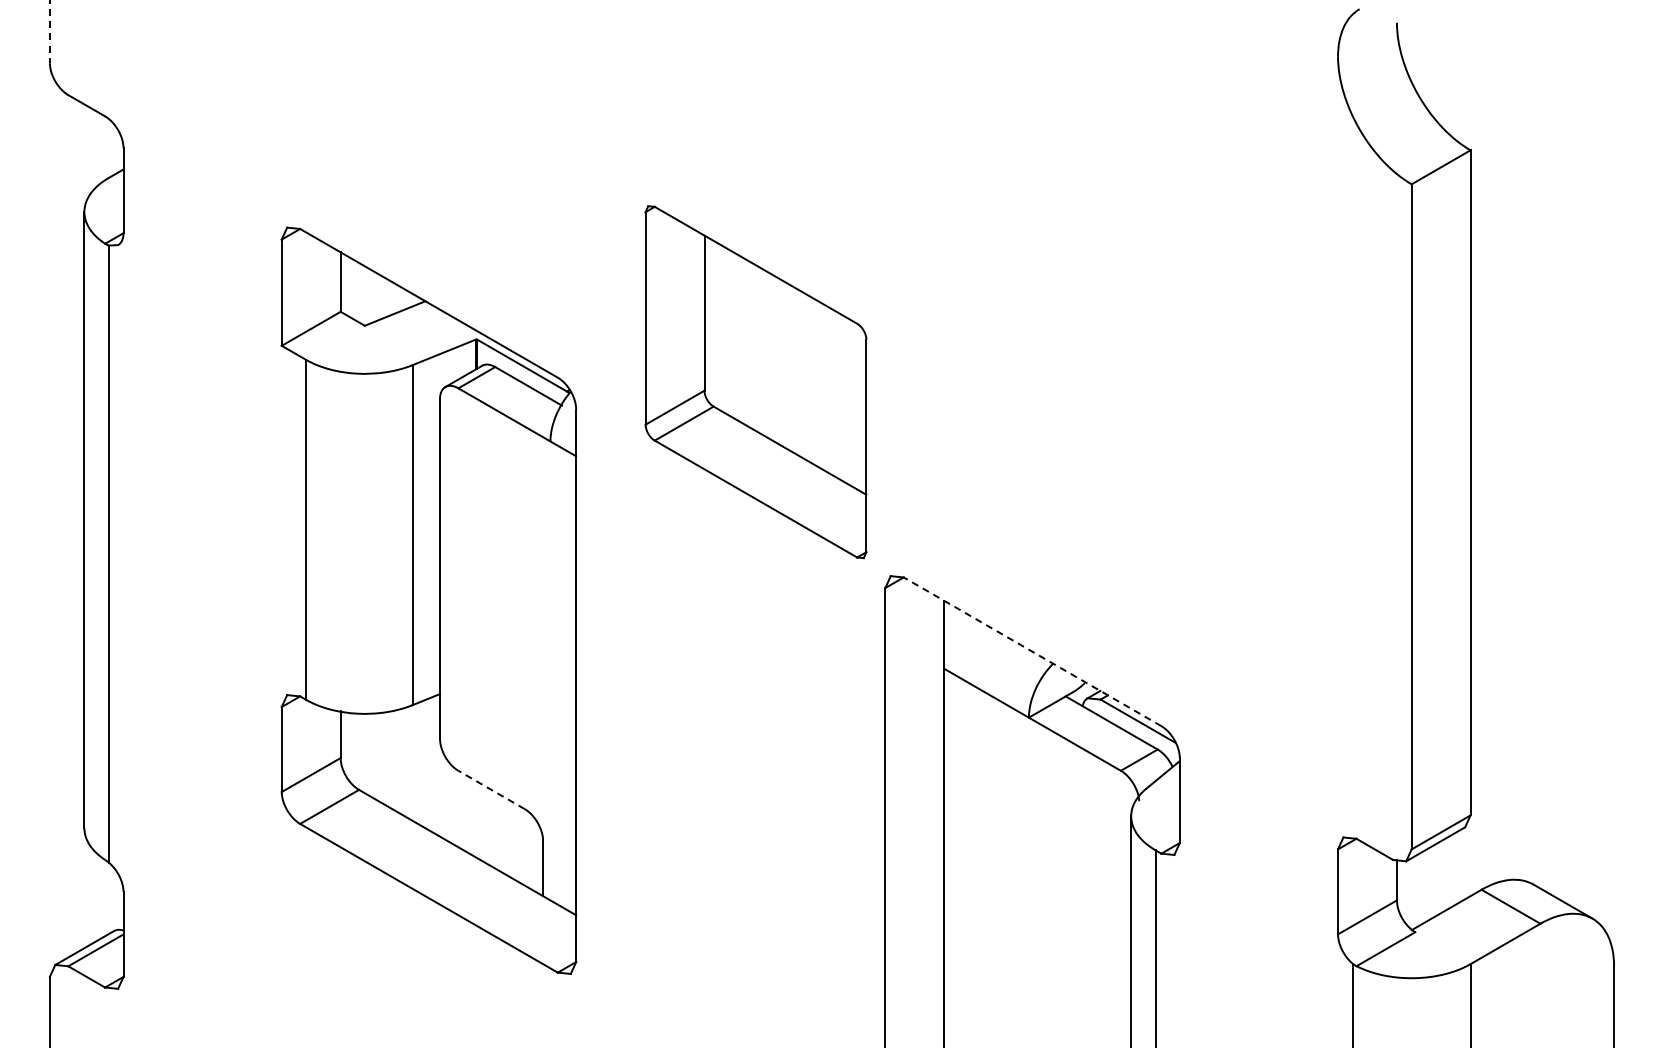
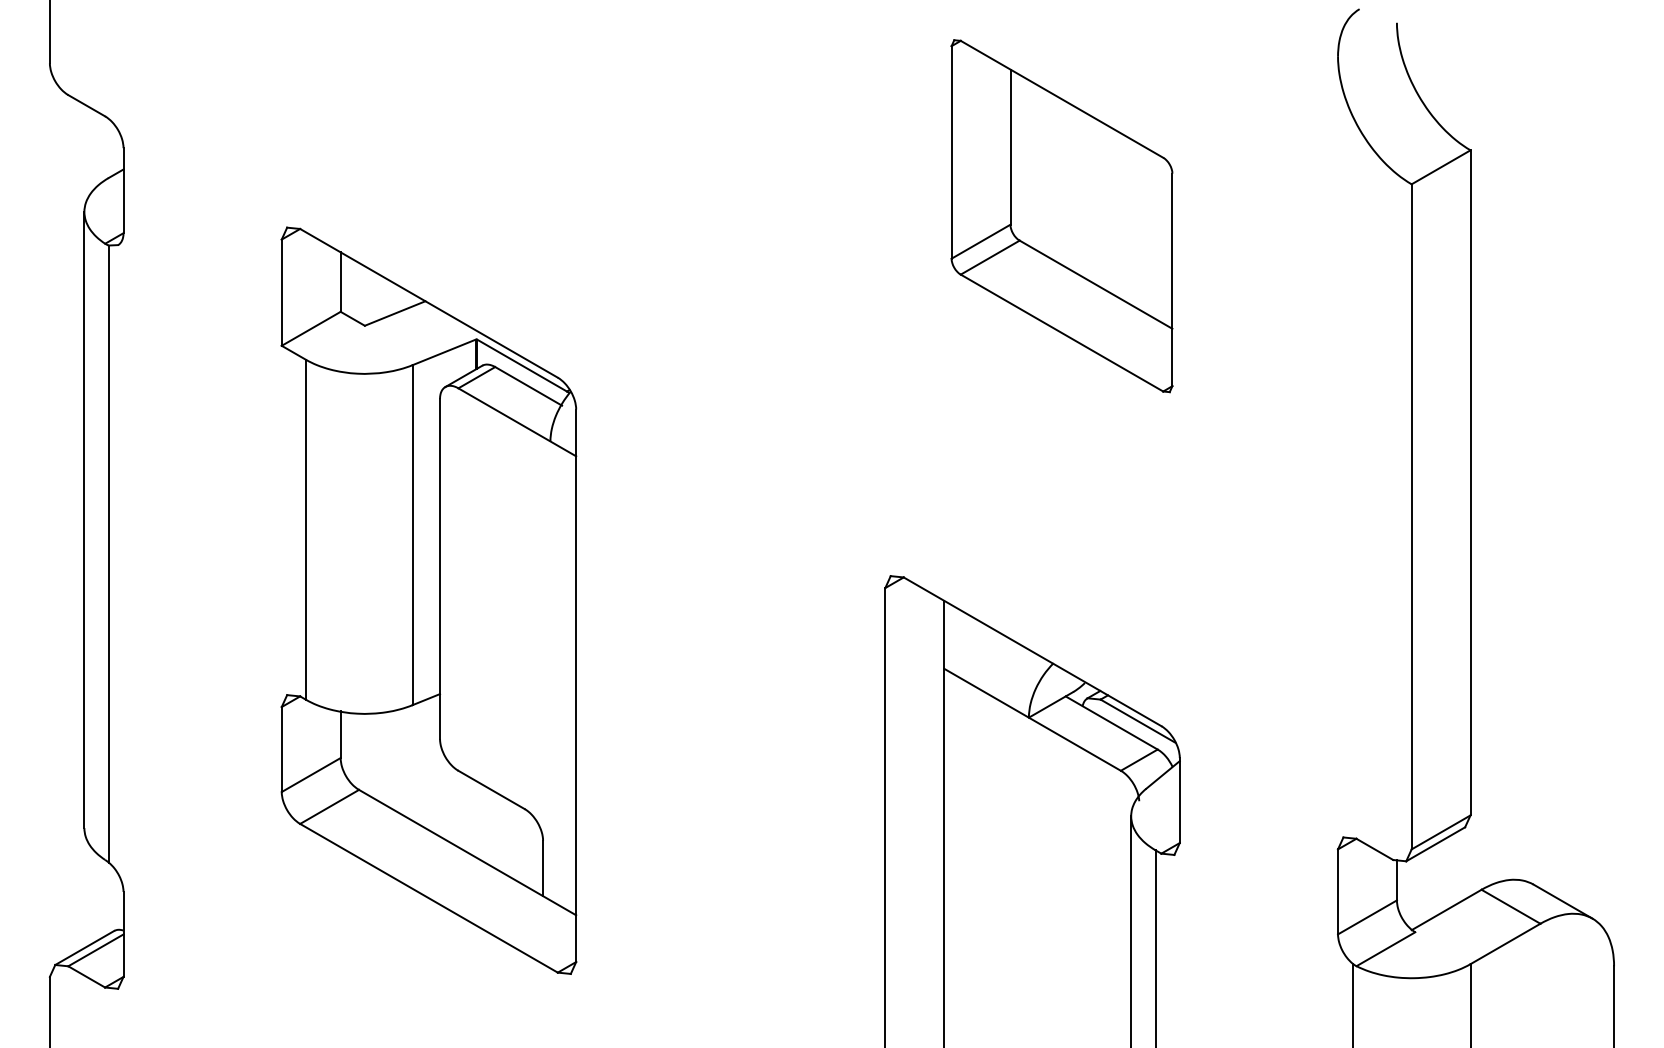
line: dashed -> solid (49, 32)
part position: (755, 382) -> (1061, 216) (1061, 216)
line: dashed -> solid (1032, 651)
line: dashed -> solid (491, 789)
